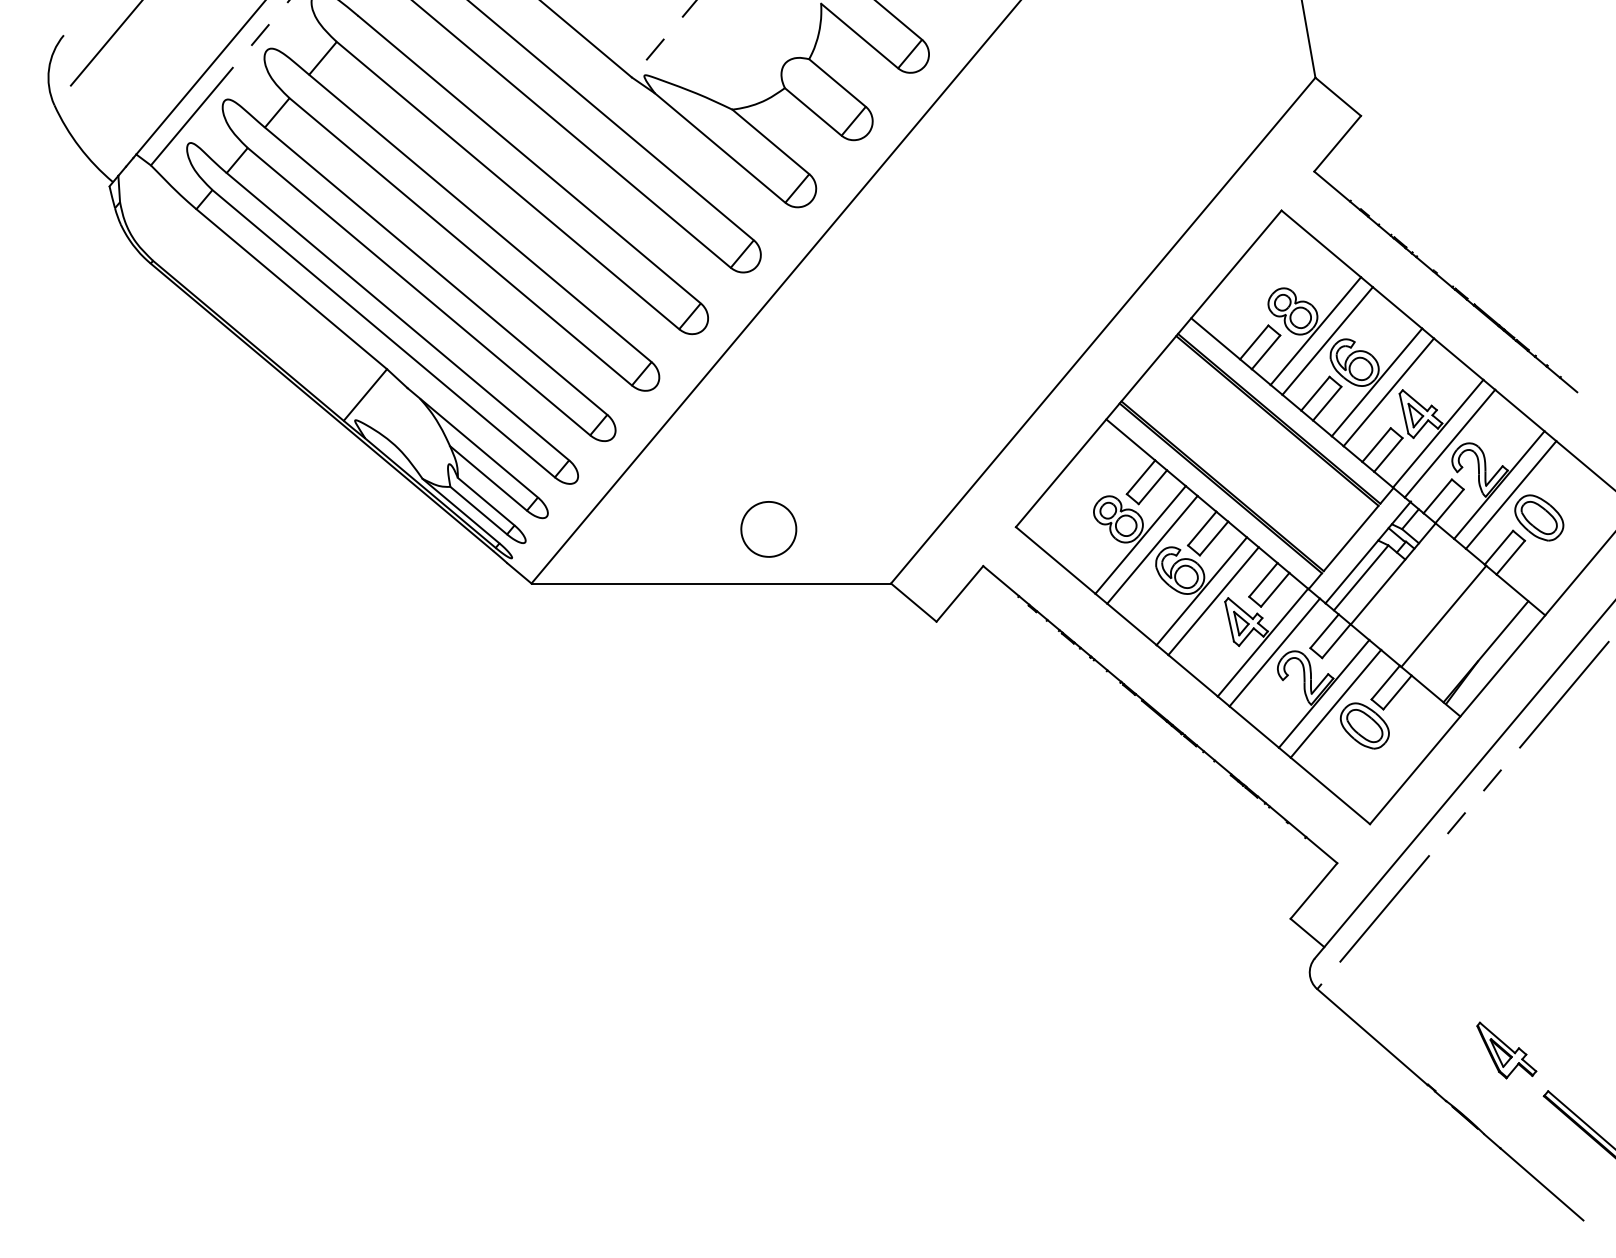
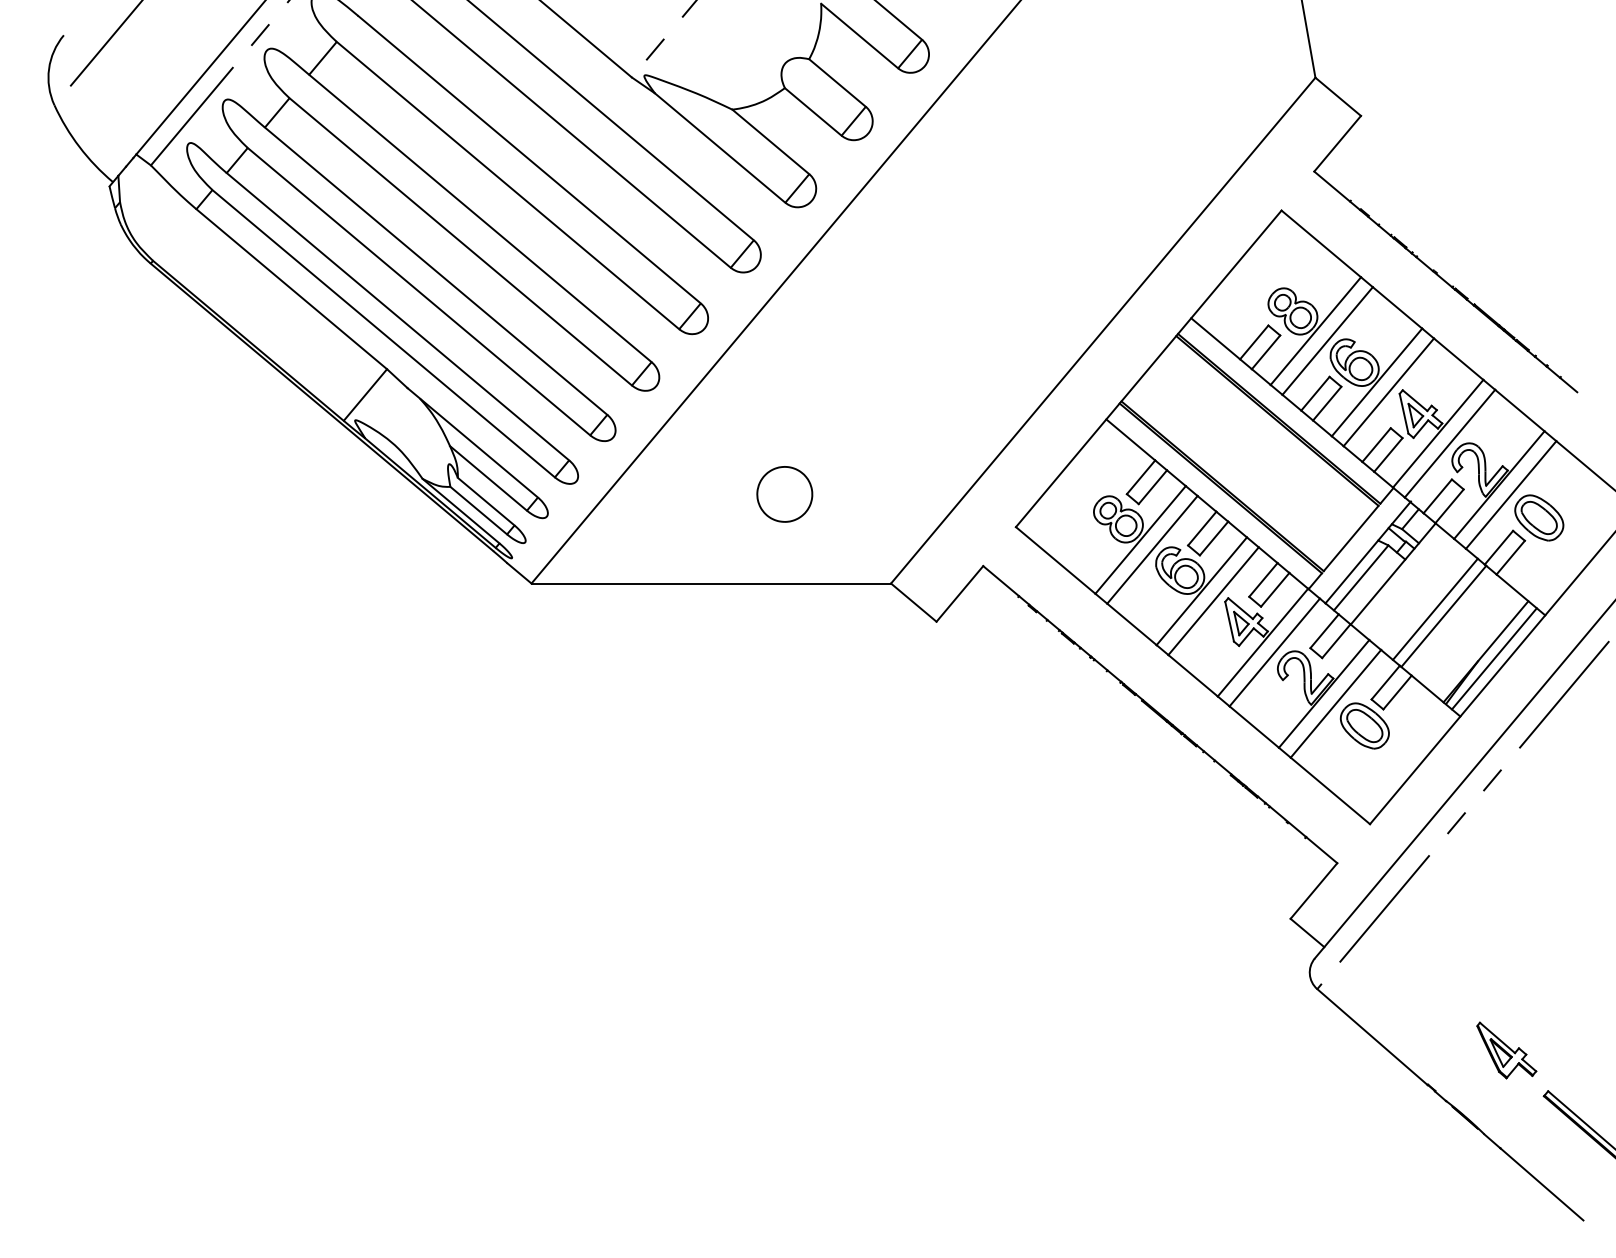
part position: (768, 529) -> (784, 494) (784, 494)
line: none -> present (1434, 608)
line: none -> present (1493, 658)
